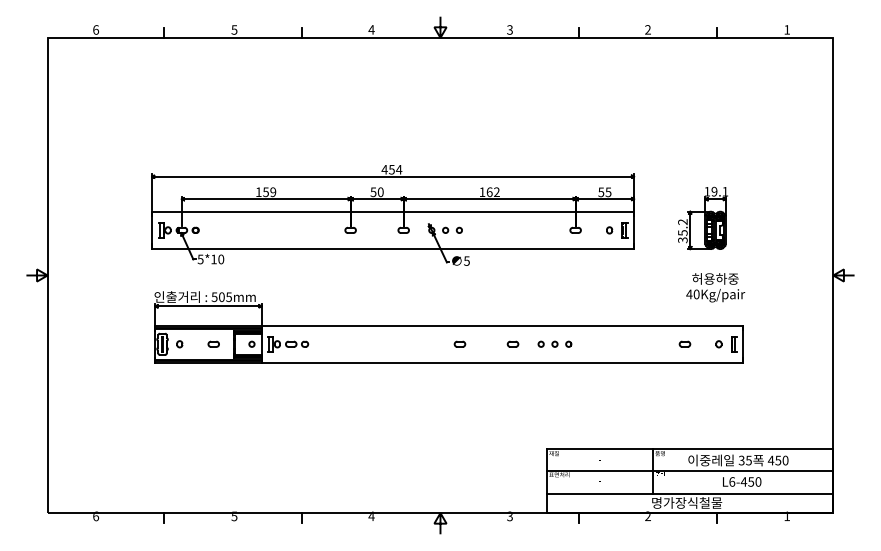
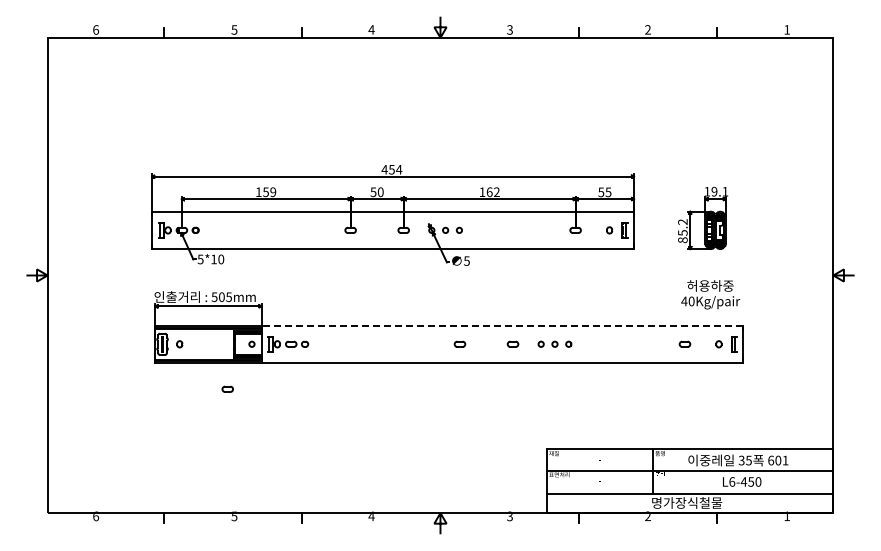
text: 35.2 -> 85.2 (682, 240)
text position: (715, 287) -> (710, 294) (710, 294)
line: solid -> dashed (502, 325)
part position: (213, 343) -> (227, 388) (227, 388)
text: 450 -> 601 (777, 460)
